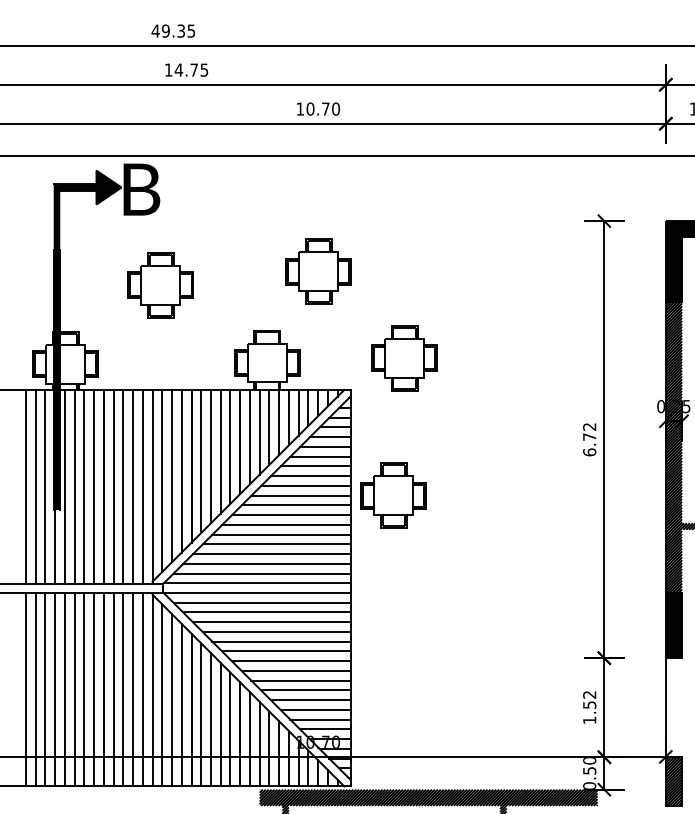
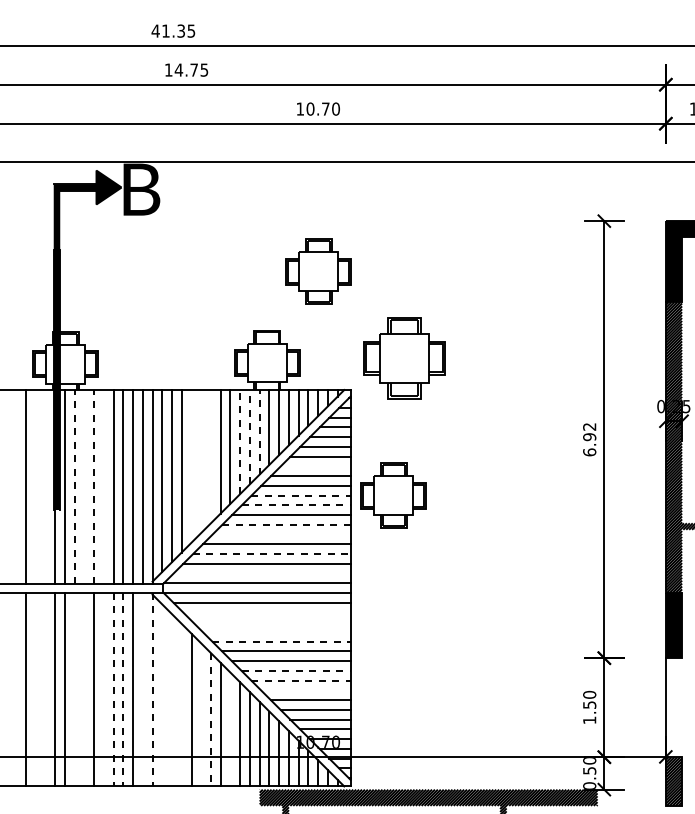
text: 49.35 -> 41.35 (165, 30)
line position: (346, 156) -> (346, 162) (346, 162)
part: present -> none (160, 285)
part size: 67x67 px -> 83x83 px (404, 358)
line: solid -> dashed (259, 431)
line: solid -> dashed (249, 436)
text: 6.72 -> 6.92 (589, 437)
line: solid -> dashed (240, 441)
line: present -> none (210, 456)
line: present -> none (201, 461)
line: present -> none (191, 466)
line: present -> none (315, 466)
line: present -> none (35, 486)
line: present -> none (45, 486)
line: solid -> dashed (74, 486)
line: present -> none (84, 486)
line: solid -> dashed (94, 486)
line: present -> none (103, 486)
line: solid -> dashed (301, 495)
line: solid -> dashed (296, 505)
line: solid -> dashed (286, 524)
line: present -> none (281, 534)
line: solid -> dashed (271, 554)
line: present -> none (261, 573)
line: present -> none (266, 612)
line: present -> none (271, 622)
line: present -> none (276, 631)
line: solid -> dashed (282, 641)
line: solid -> dashed (296, 670)
line: solid -> dashed (301, 680)
line: present -> none (35, 689)
line: present -> none (45, 689)
line: present -> none (74, 689)
line: present -> none (84, 689)
line: present -> none (103, 689)
line: solid -> dashed (113, 689)
line: solid -> dashed (123, 689)
line: present -> none (142, 689)
line: solid -> dashed (152, 689)
line: present -> none (305, 690)
text: 1.52 -> 1.50 (589, 694)
line: present -> none (162, 695)
line: present -> none (172, 700)
line: present -> none (181, 704)
line: present -> none (201, 714)
line: solid -> dashed (210, 719)
line: present -> none (230, 729)
